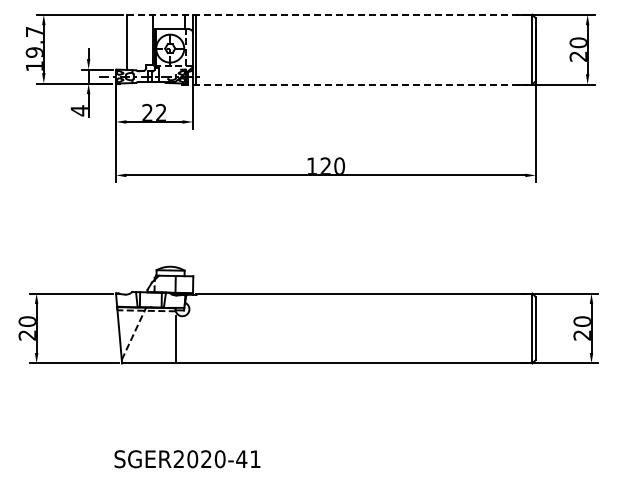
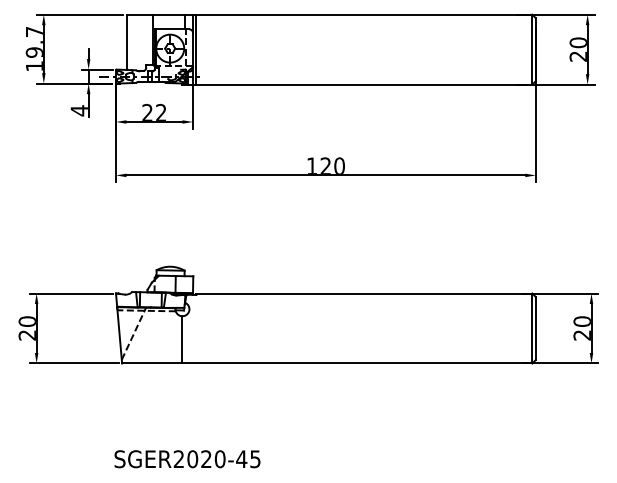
line: dashed -> solid (329, 14)
line: dashed -> solid (357, 84)
line position: (176, 339) -> (182, 339) (182, 339)
text: SGER2020-41 -> SGER2020-45 (255, 459)
